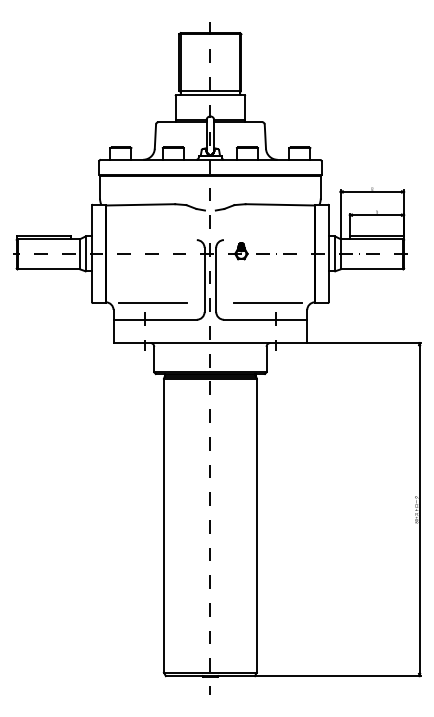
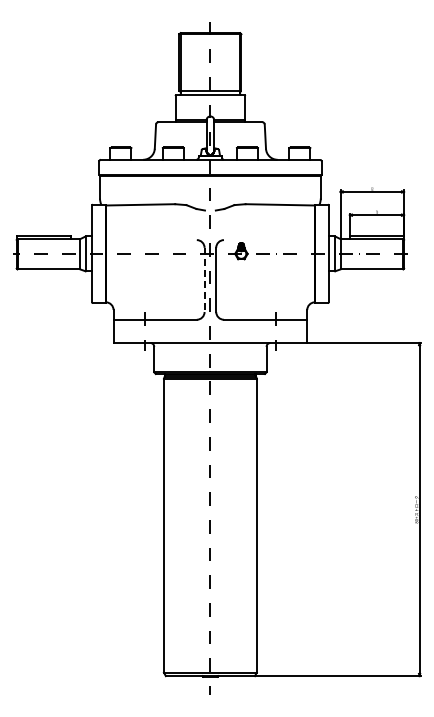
line: solid -> dashed (204, 280)
line: present -> none (153, 302)
line: present -> none (267, 302)
